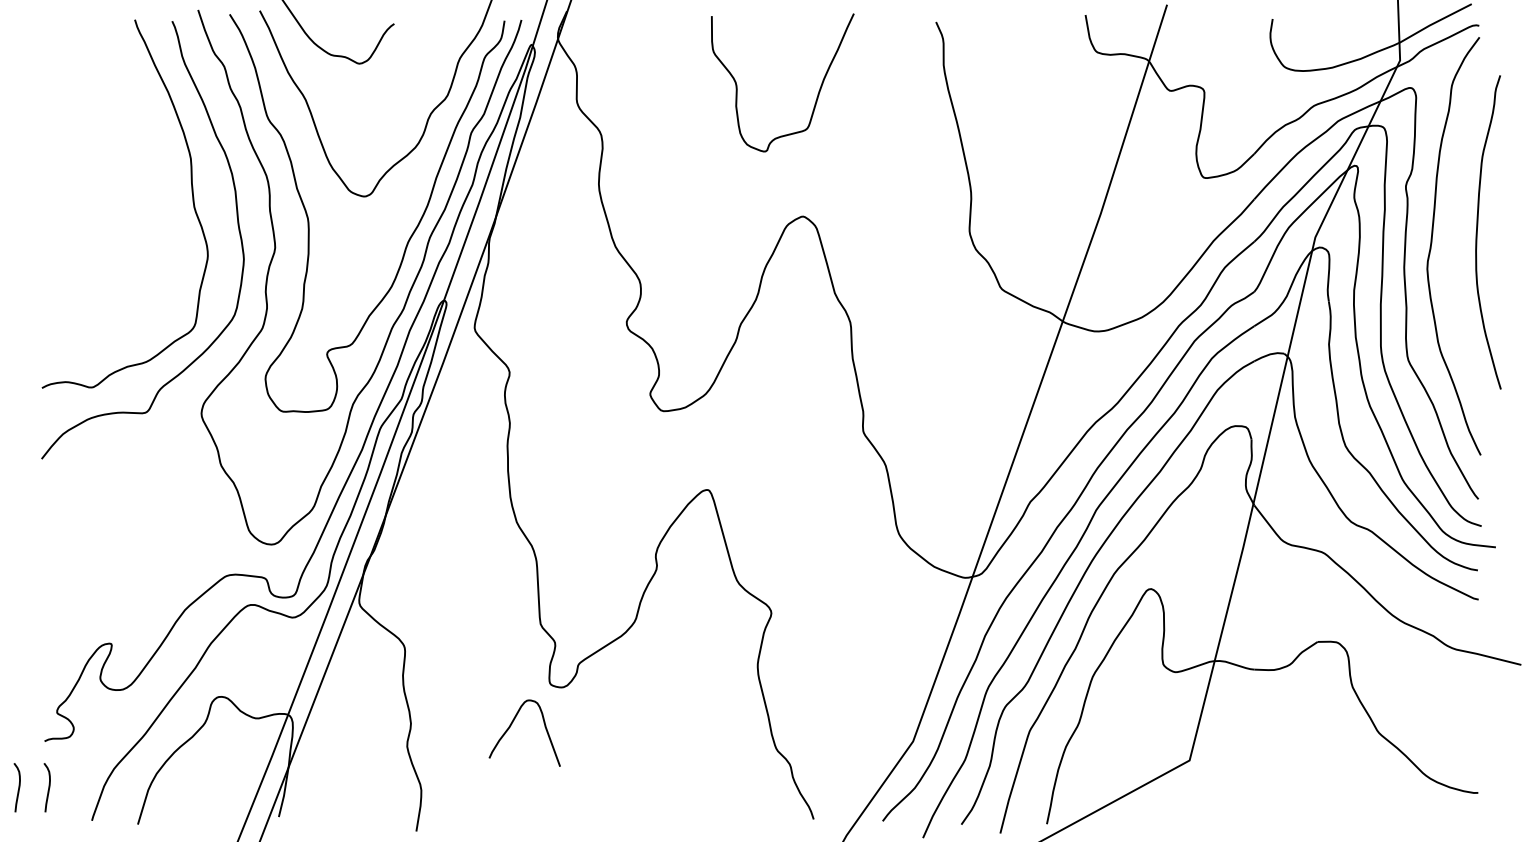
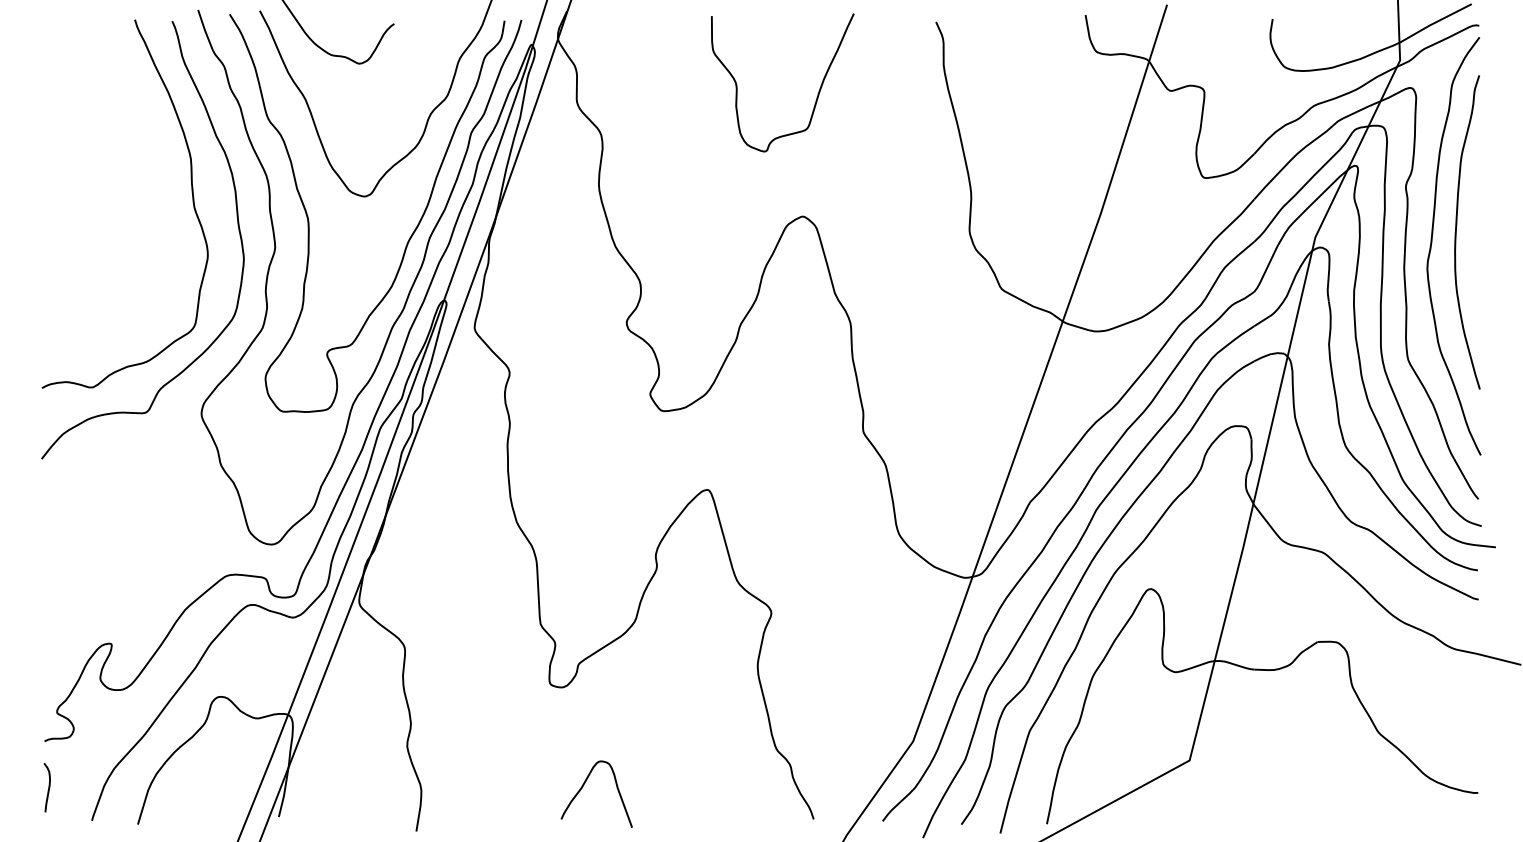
curve position: (1477, 232) -> (1456, 232) (1456, 232)
curve position: (512, 724) -> (584, 785) (584, 785)
curve: present -> none (18, 787)
